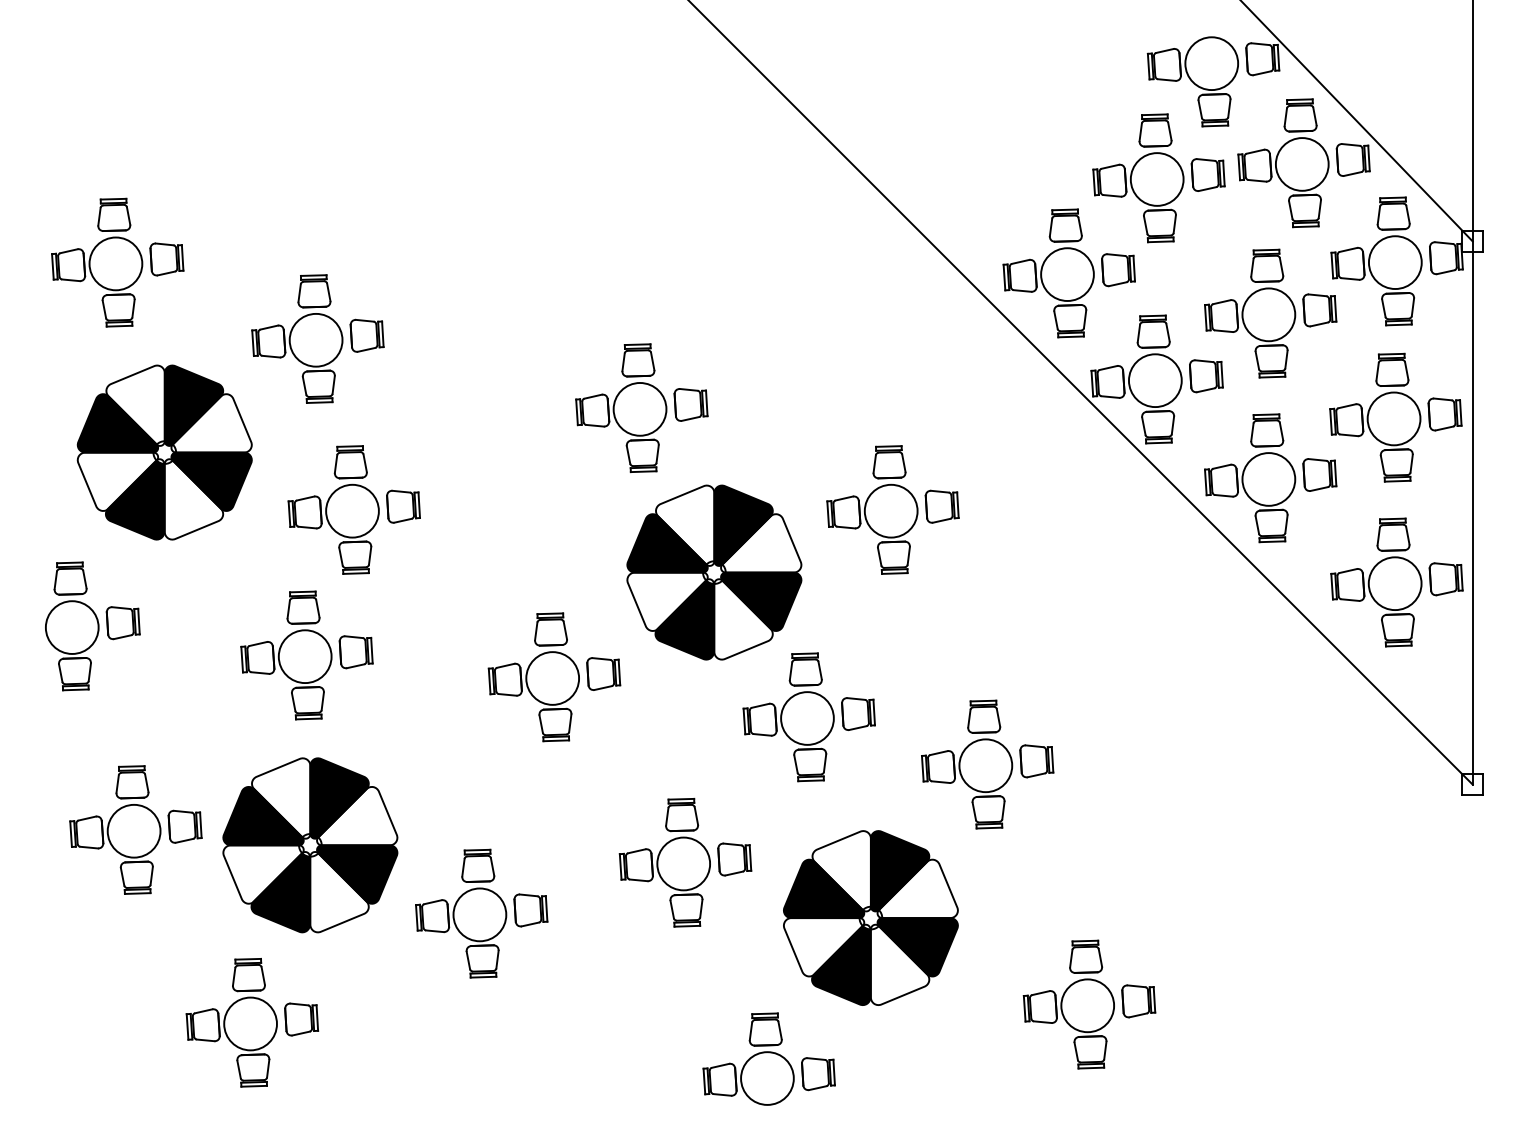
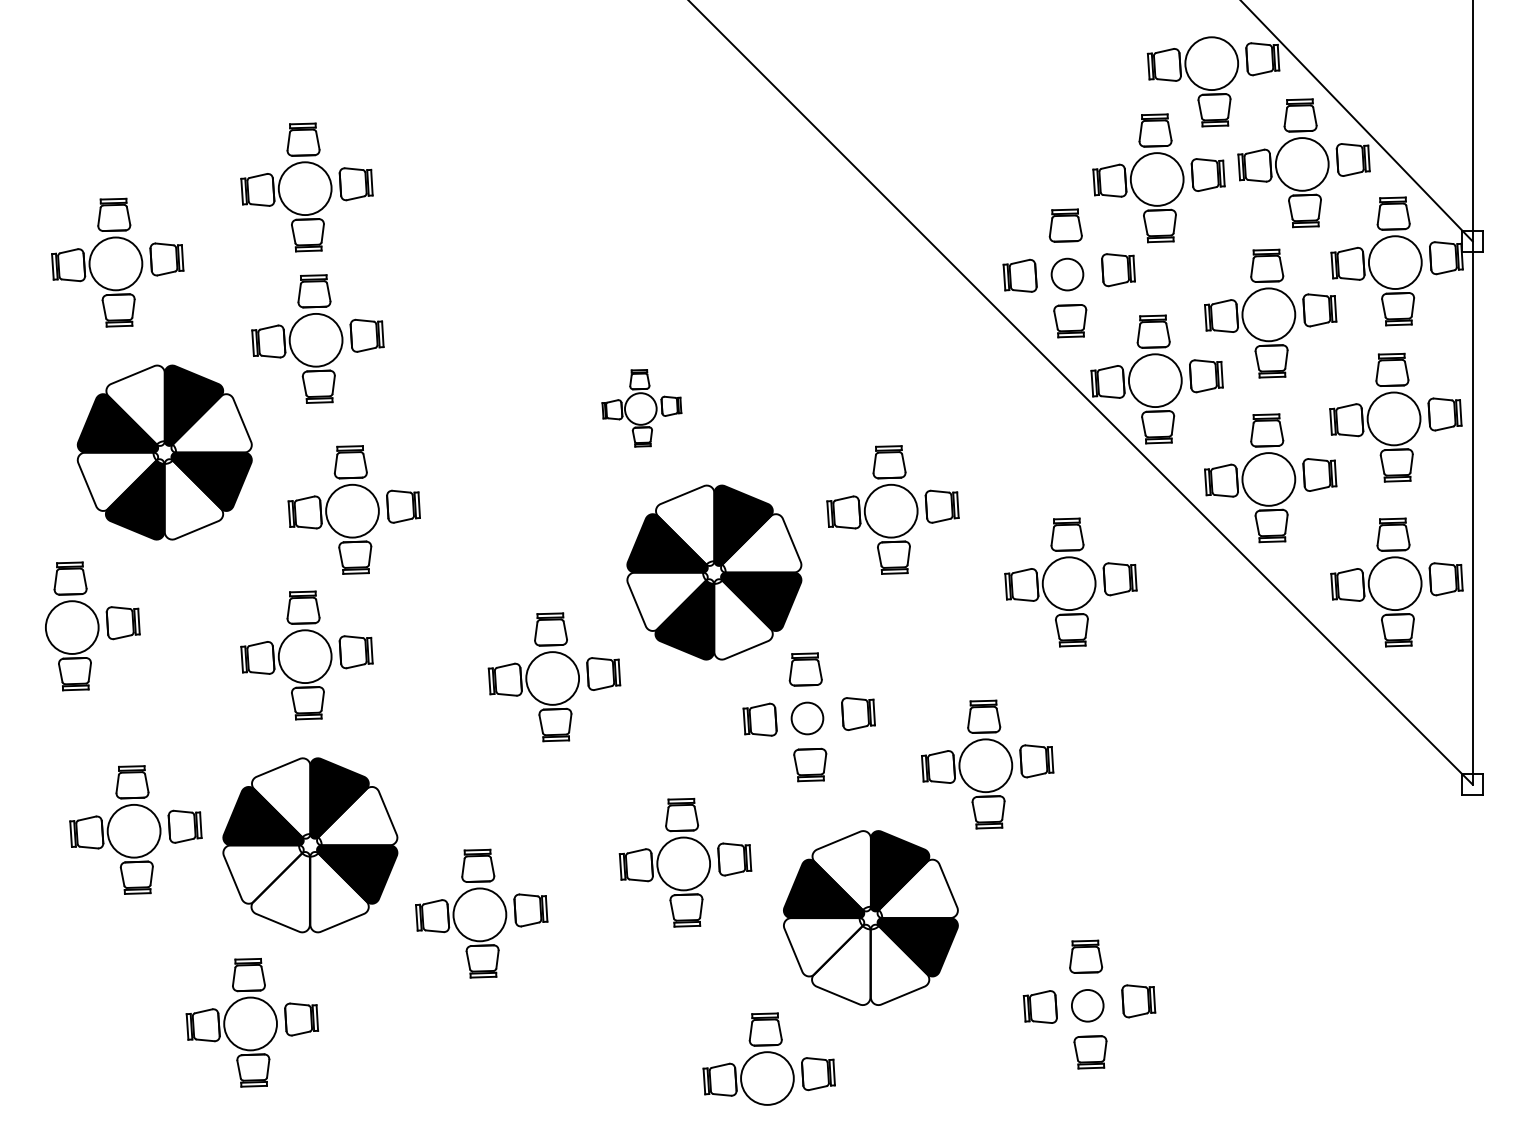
part: none -> present (306, 187)
circle diameter: 53 px -> 32 px (1067, 274)
part size: 134x131 px -> 82x79 px (641, 408)
part: none -> present (1070, 582)
circle diameter: 53 px -> 32 px (807, 718)
fill: present -> none (280, 892)
fill: present -> none (841, 965)
circle diameter: 53 px -> 32 px (1087, 1005)
